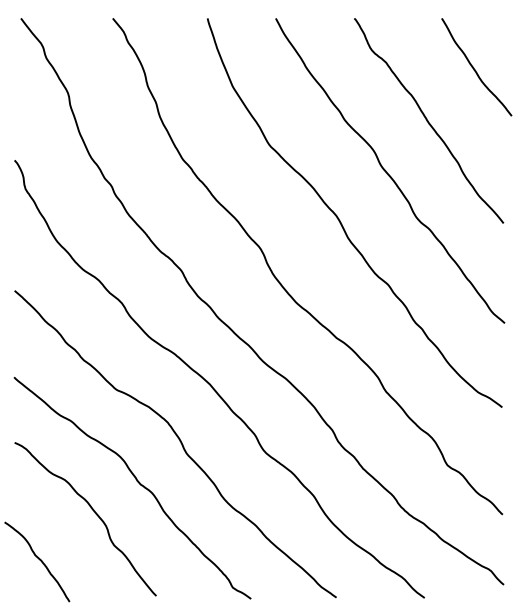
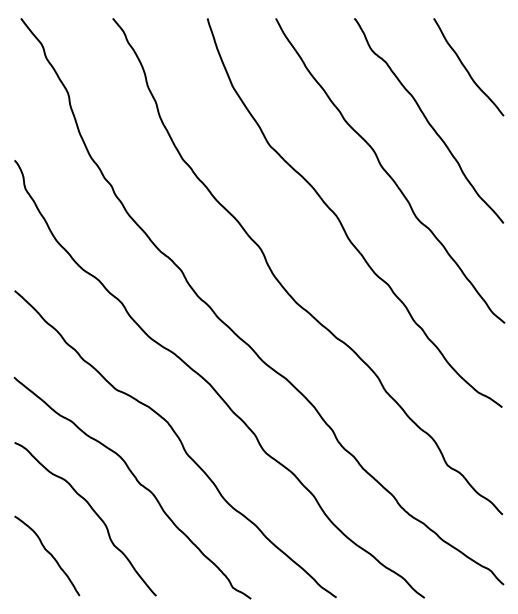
curve position: (474, 68) -> (466, 68) (466, 68)
curve position: (38, 559) -> (48, 553) (48, 553)
